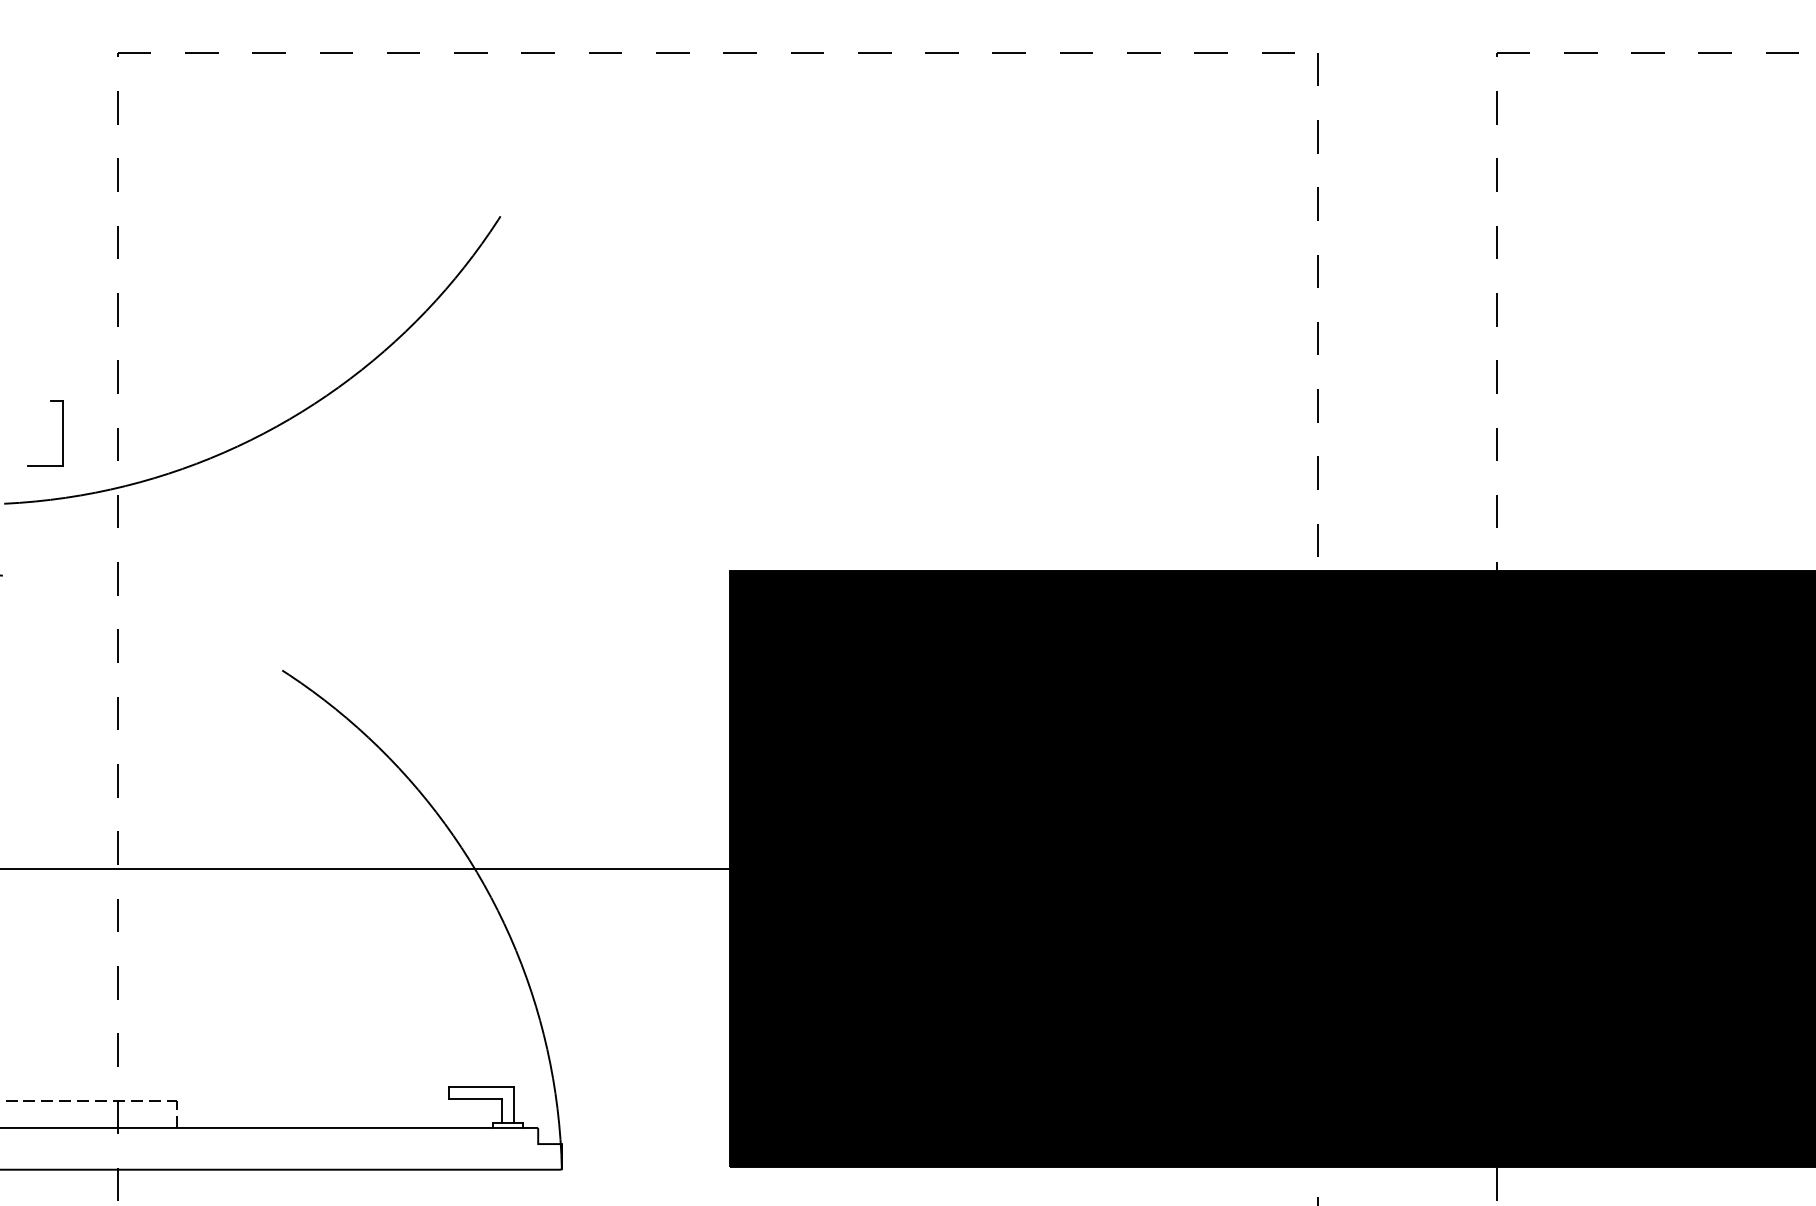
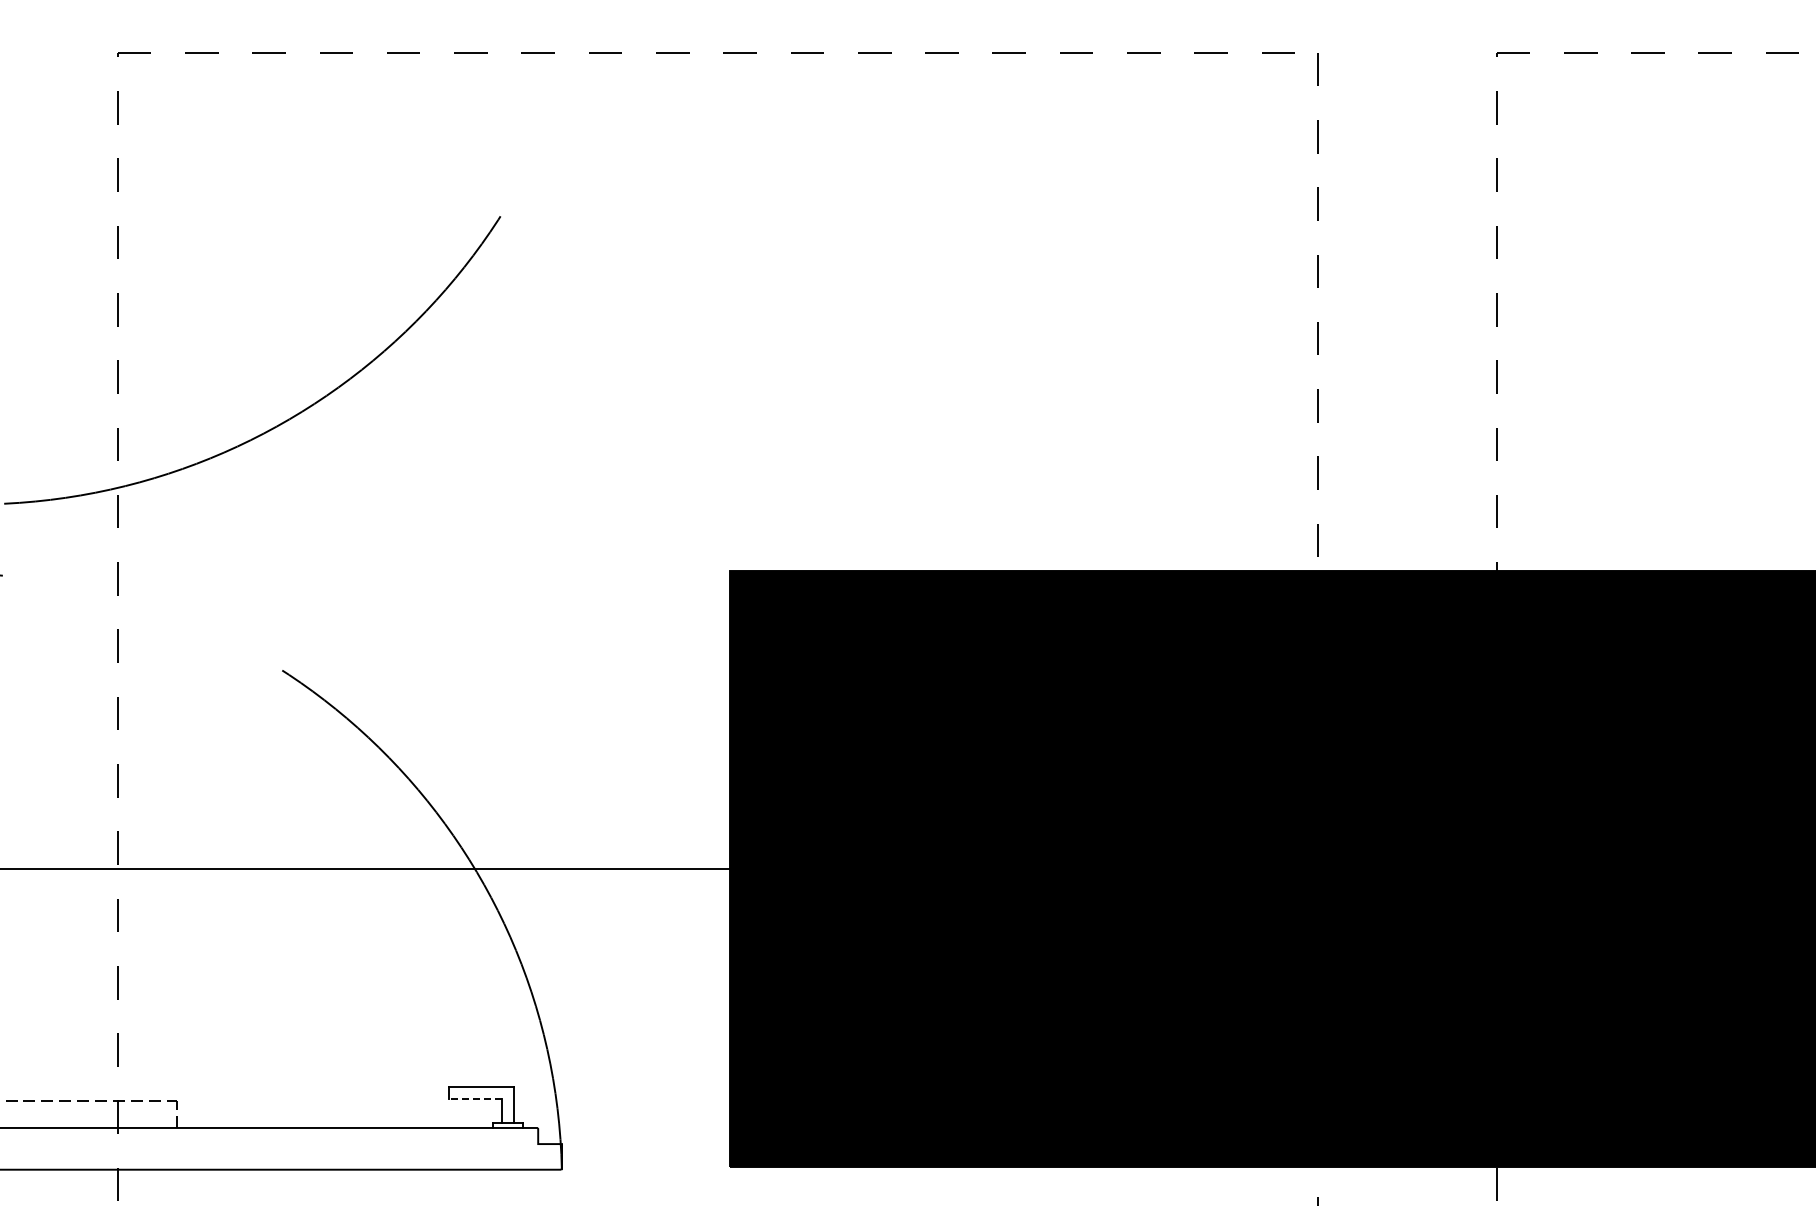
part: present -> none (62, 433)
line: solid -> dashed (475, 1099)
